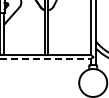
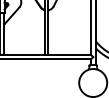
line: dashed -> solid (45, 59)
